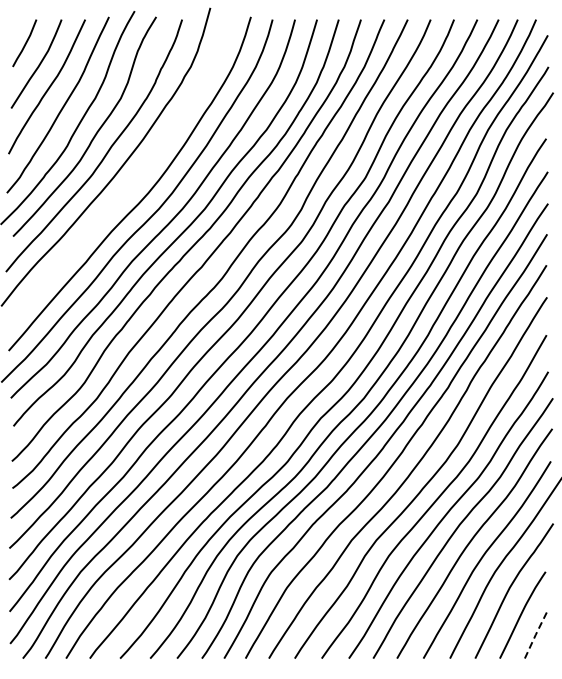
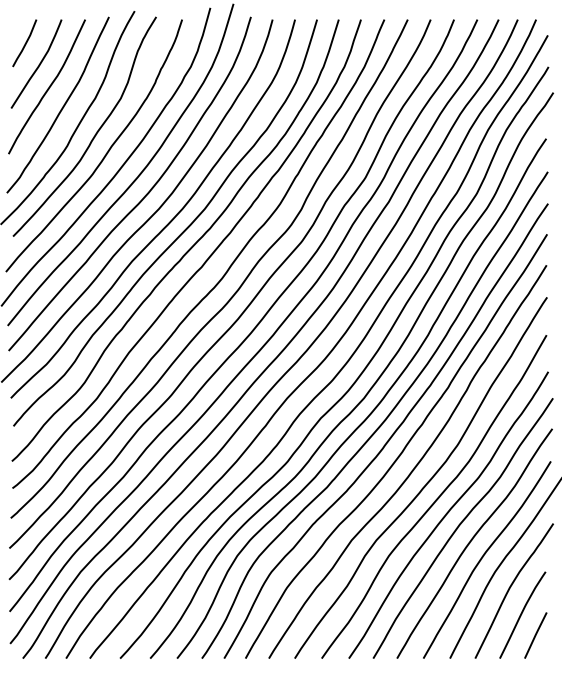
curve: none -> present (135, 178)
line: dashed -> solid (535, 634)
